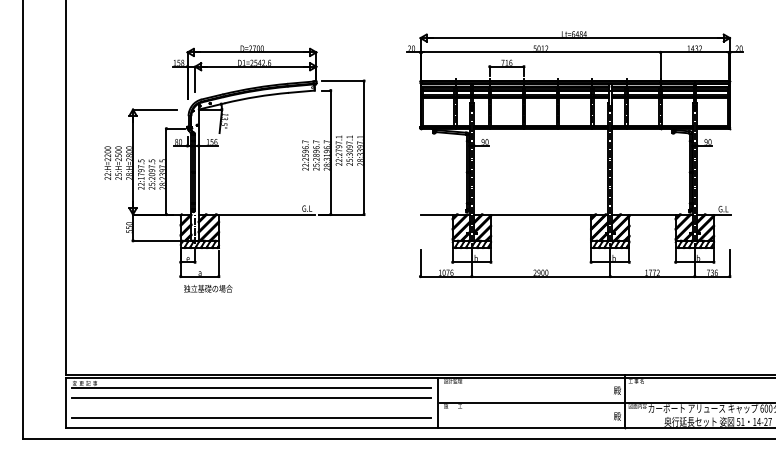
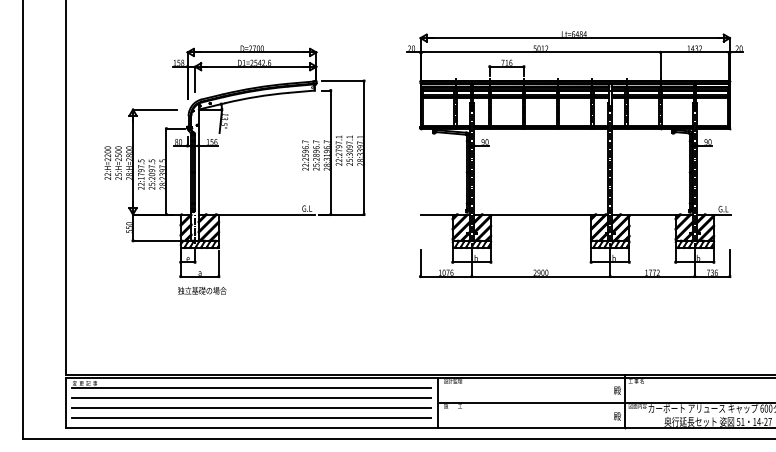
text position: (208, 288) -> (202, 290) (202, 290)
line: none -> present (251, 407)
